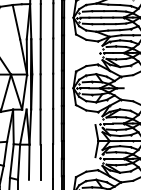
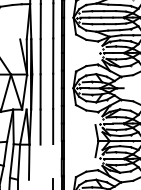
line: present -> none (16, 22)
line: present -> none (40, 161)
line: present -> none (53, 161)
